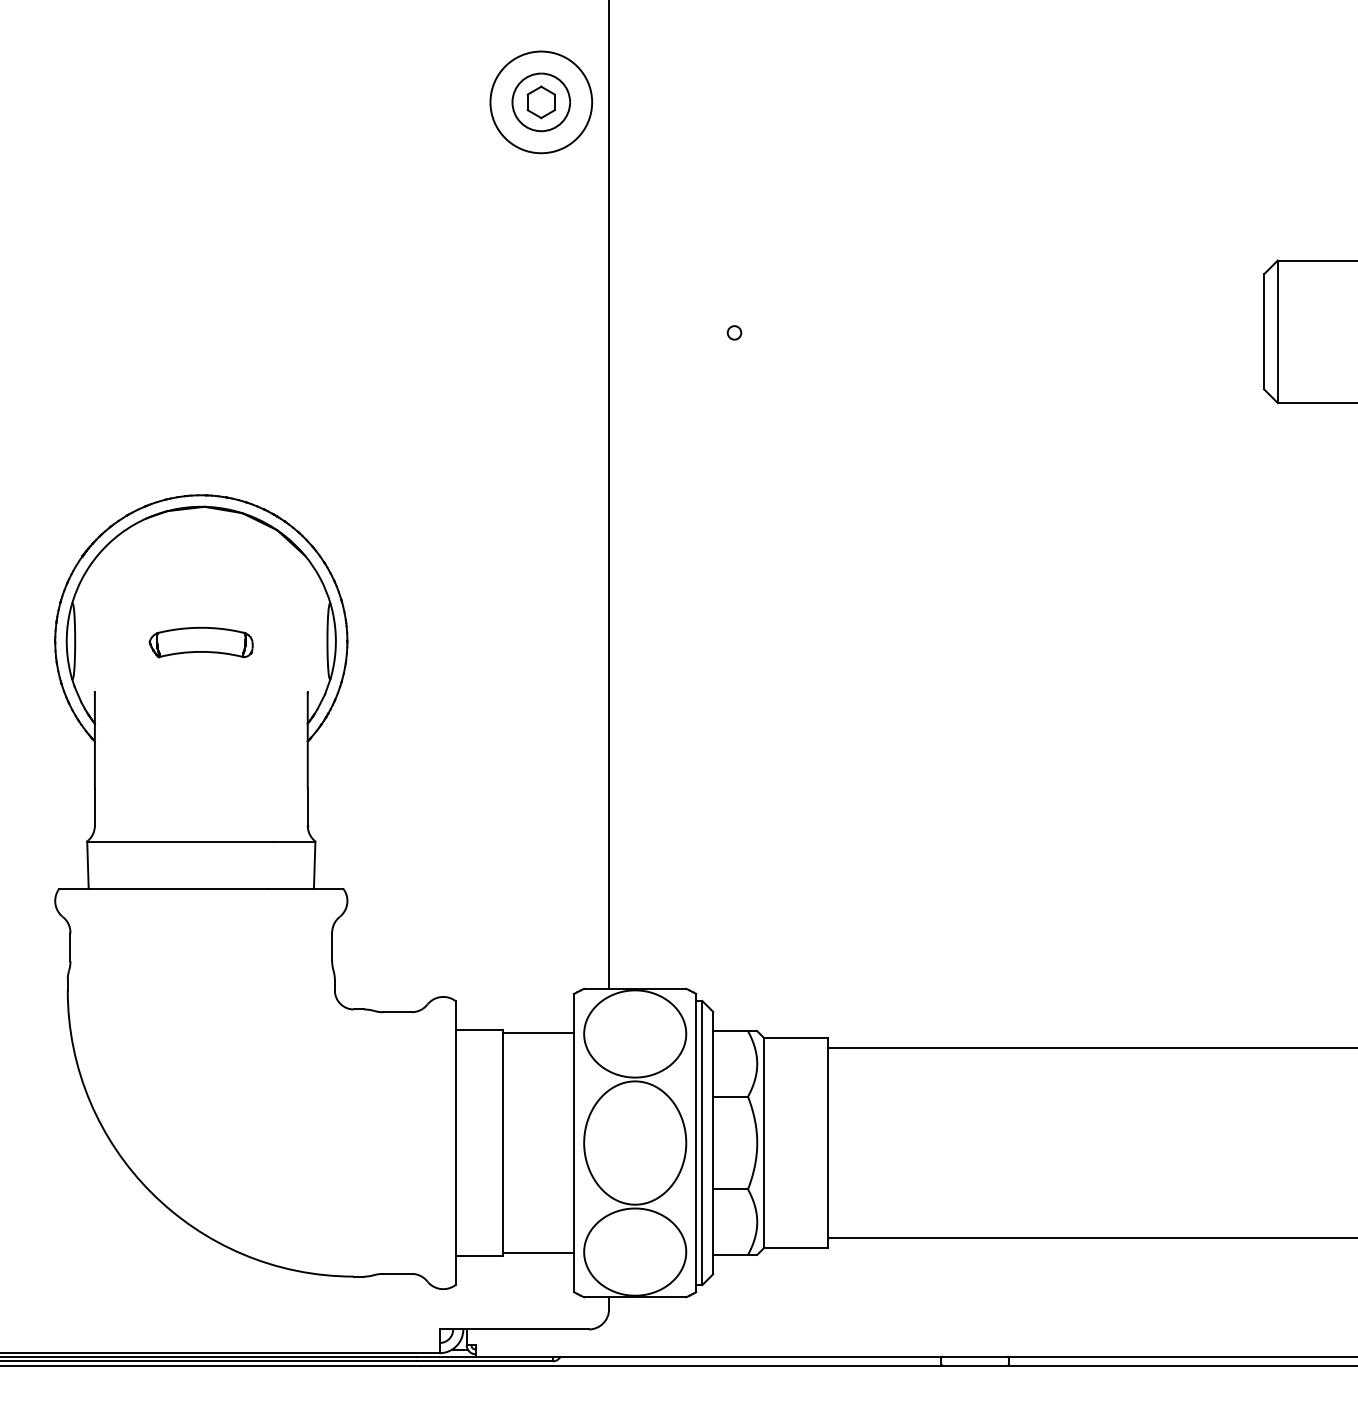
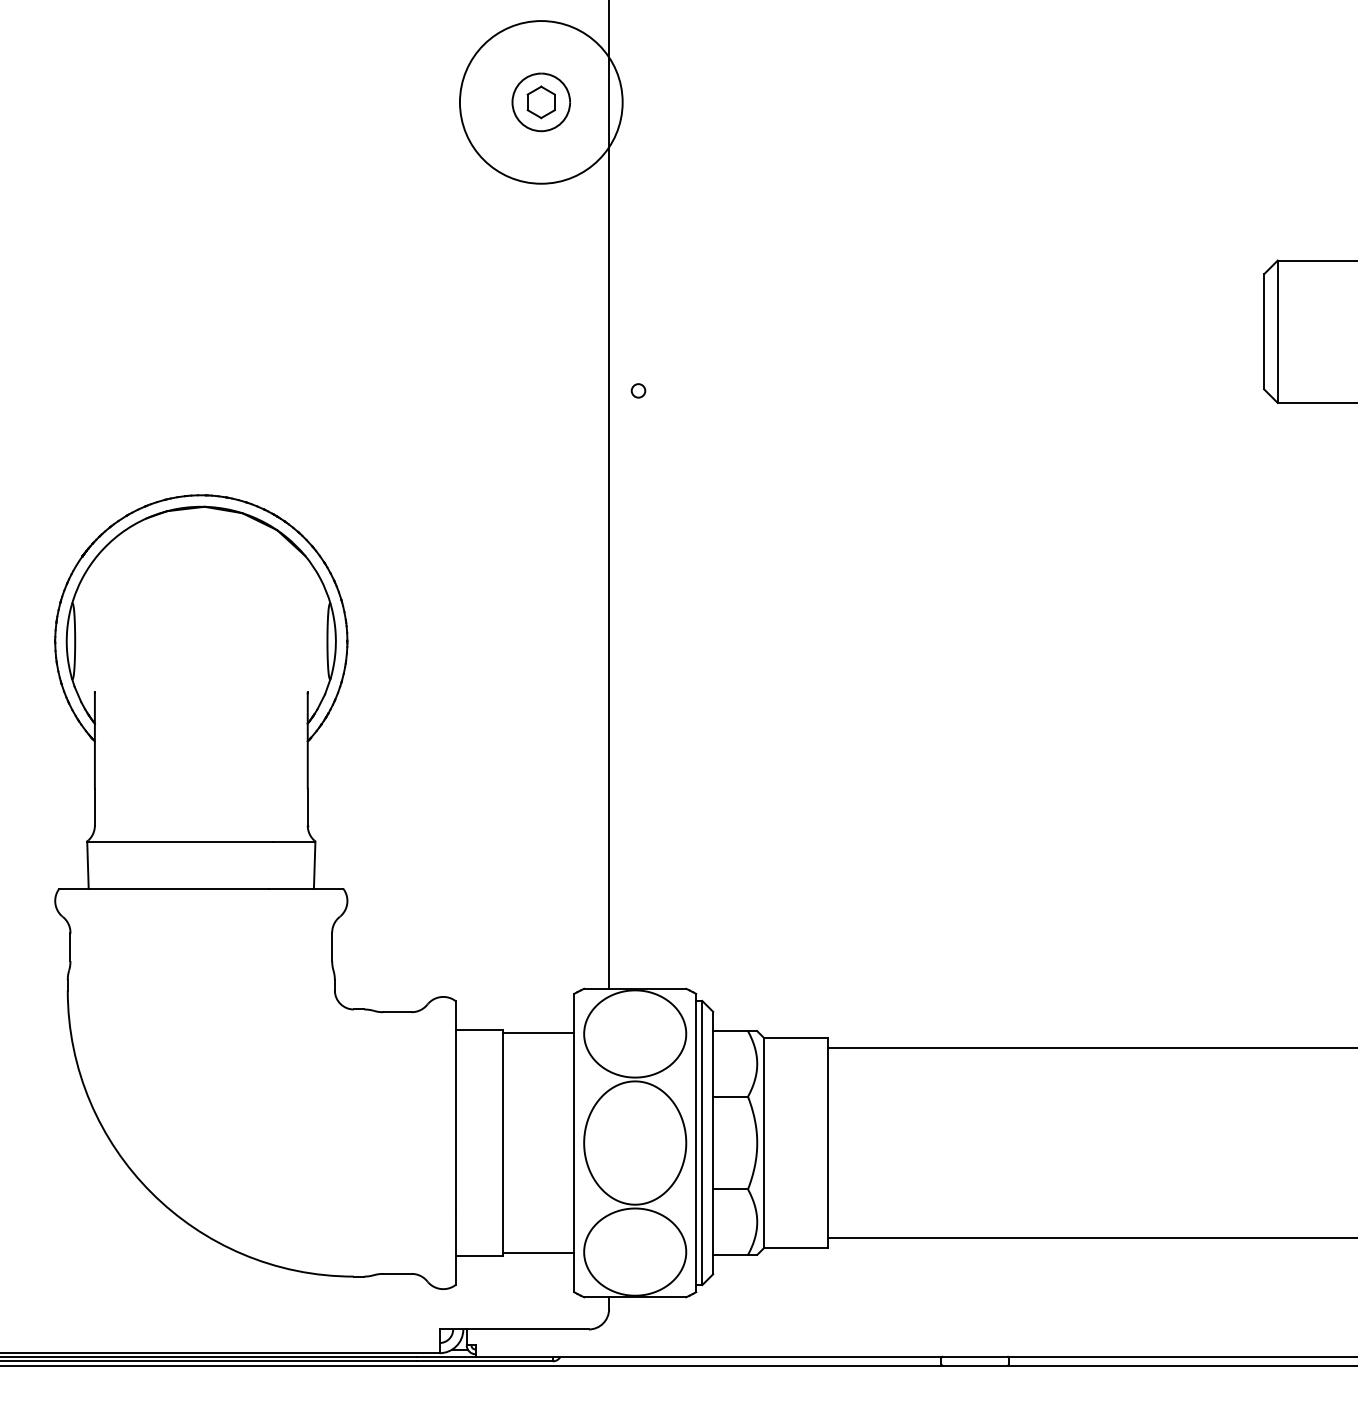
circle diameter: 102 px -> 163 px (540, 102)
circle position: (734, 332) -> (638, 390) (638, 390)
part: present -> none (200, 642)
